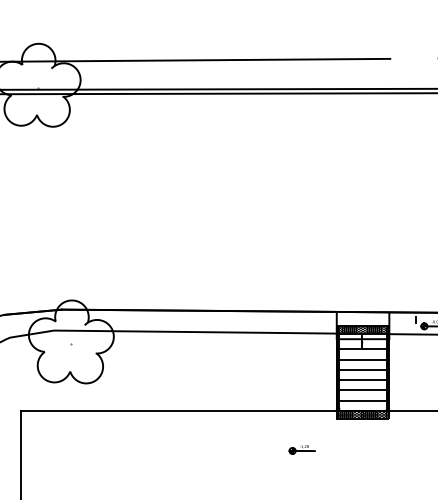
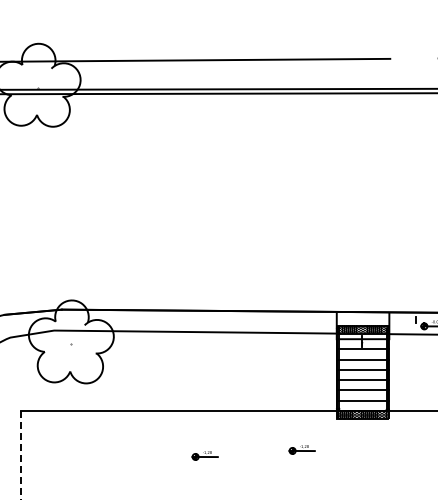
line: solid -> dashed (21, 455)
part: none -> present (204, 455)
